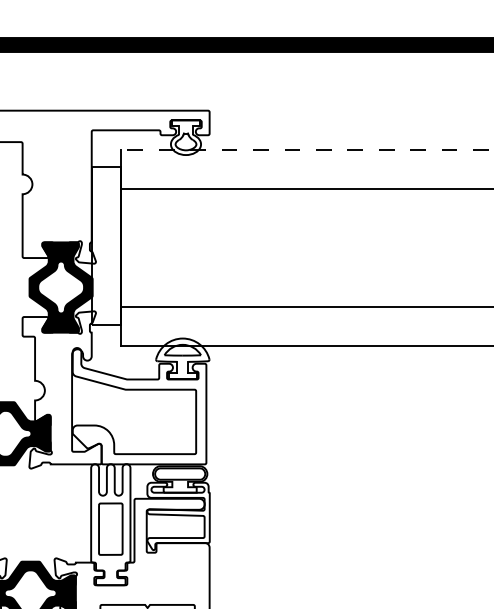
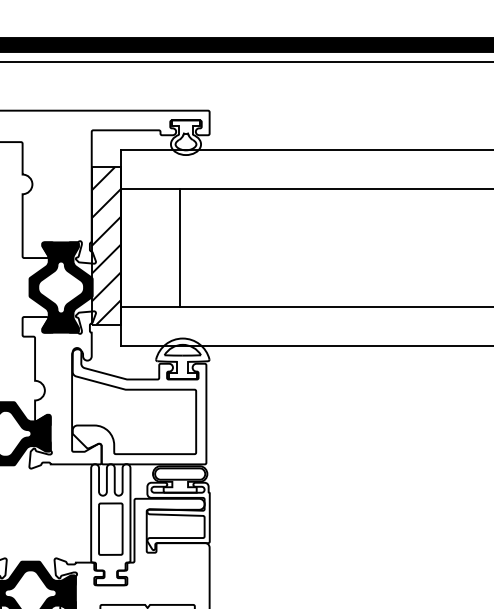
line: none -> present (246, 61)
line: dashed -> solid (306, 149)
hatch: none -> present (106, 245)
line: none -> present (180, 248)
